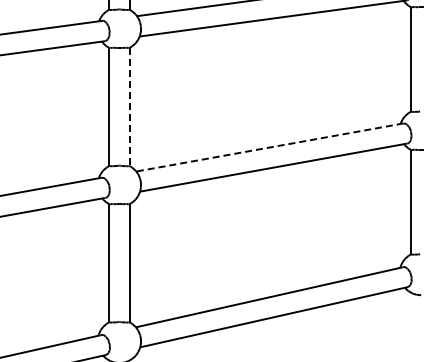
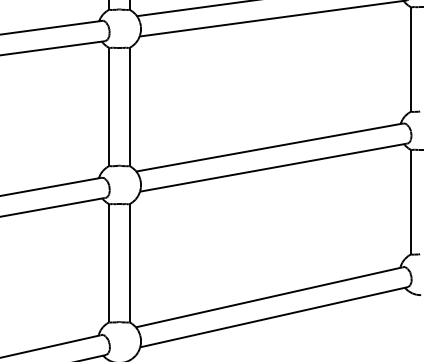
line: dashed -> solid (129, 107)
line: dashed -> solid (269, 147)
